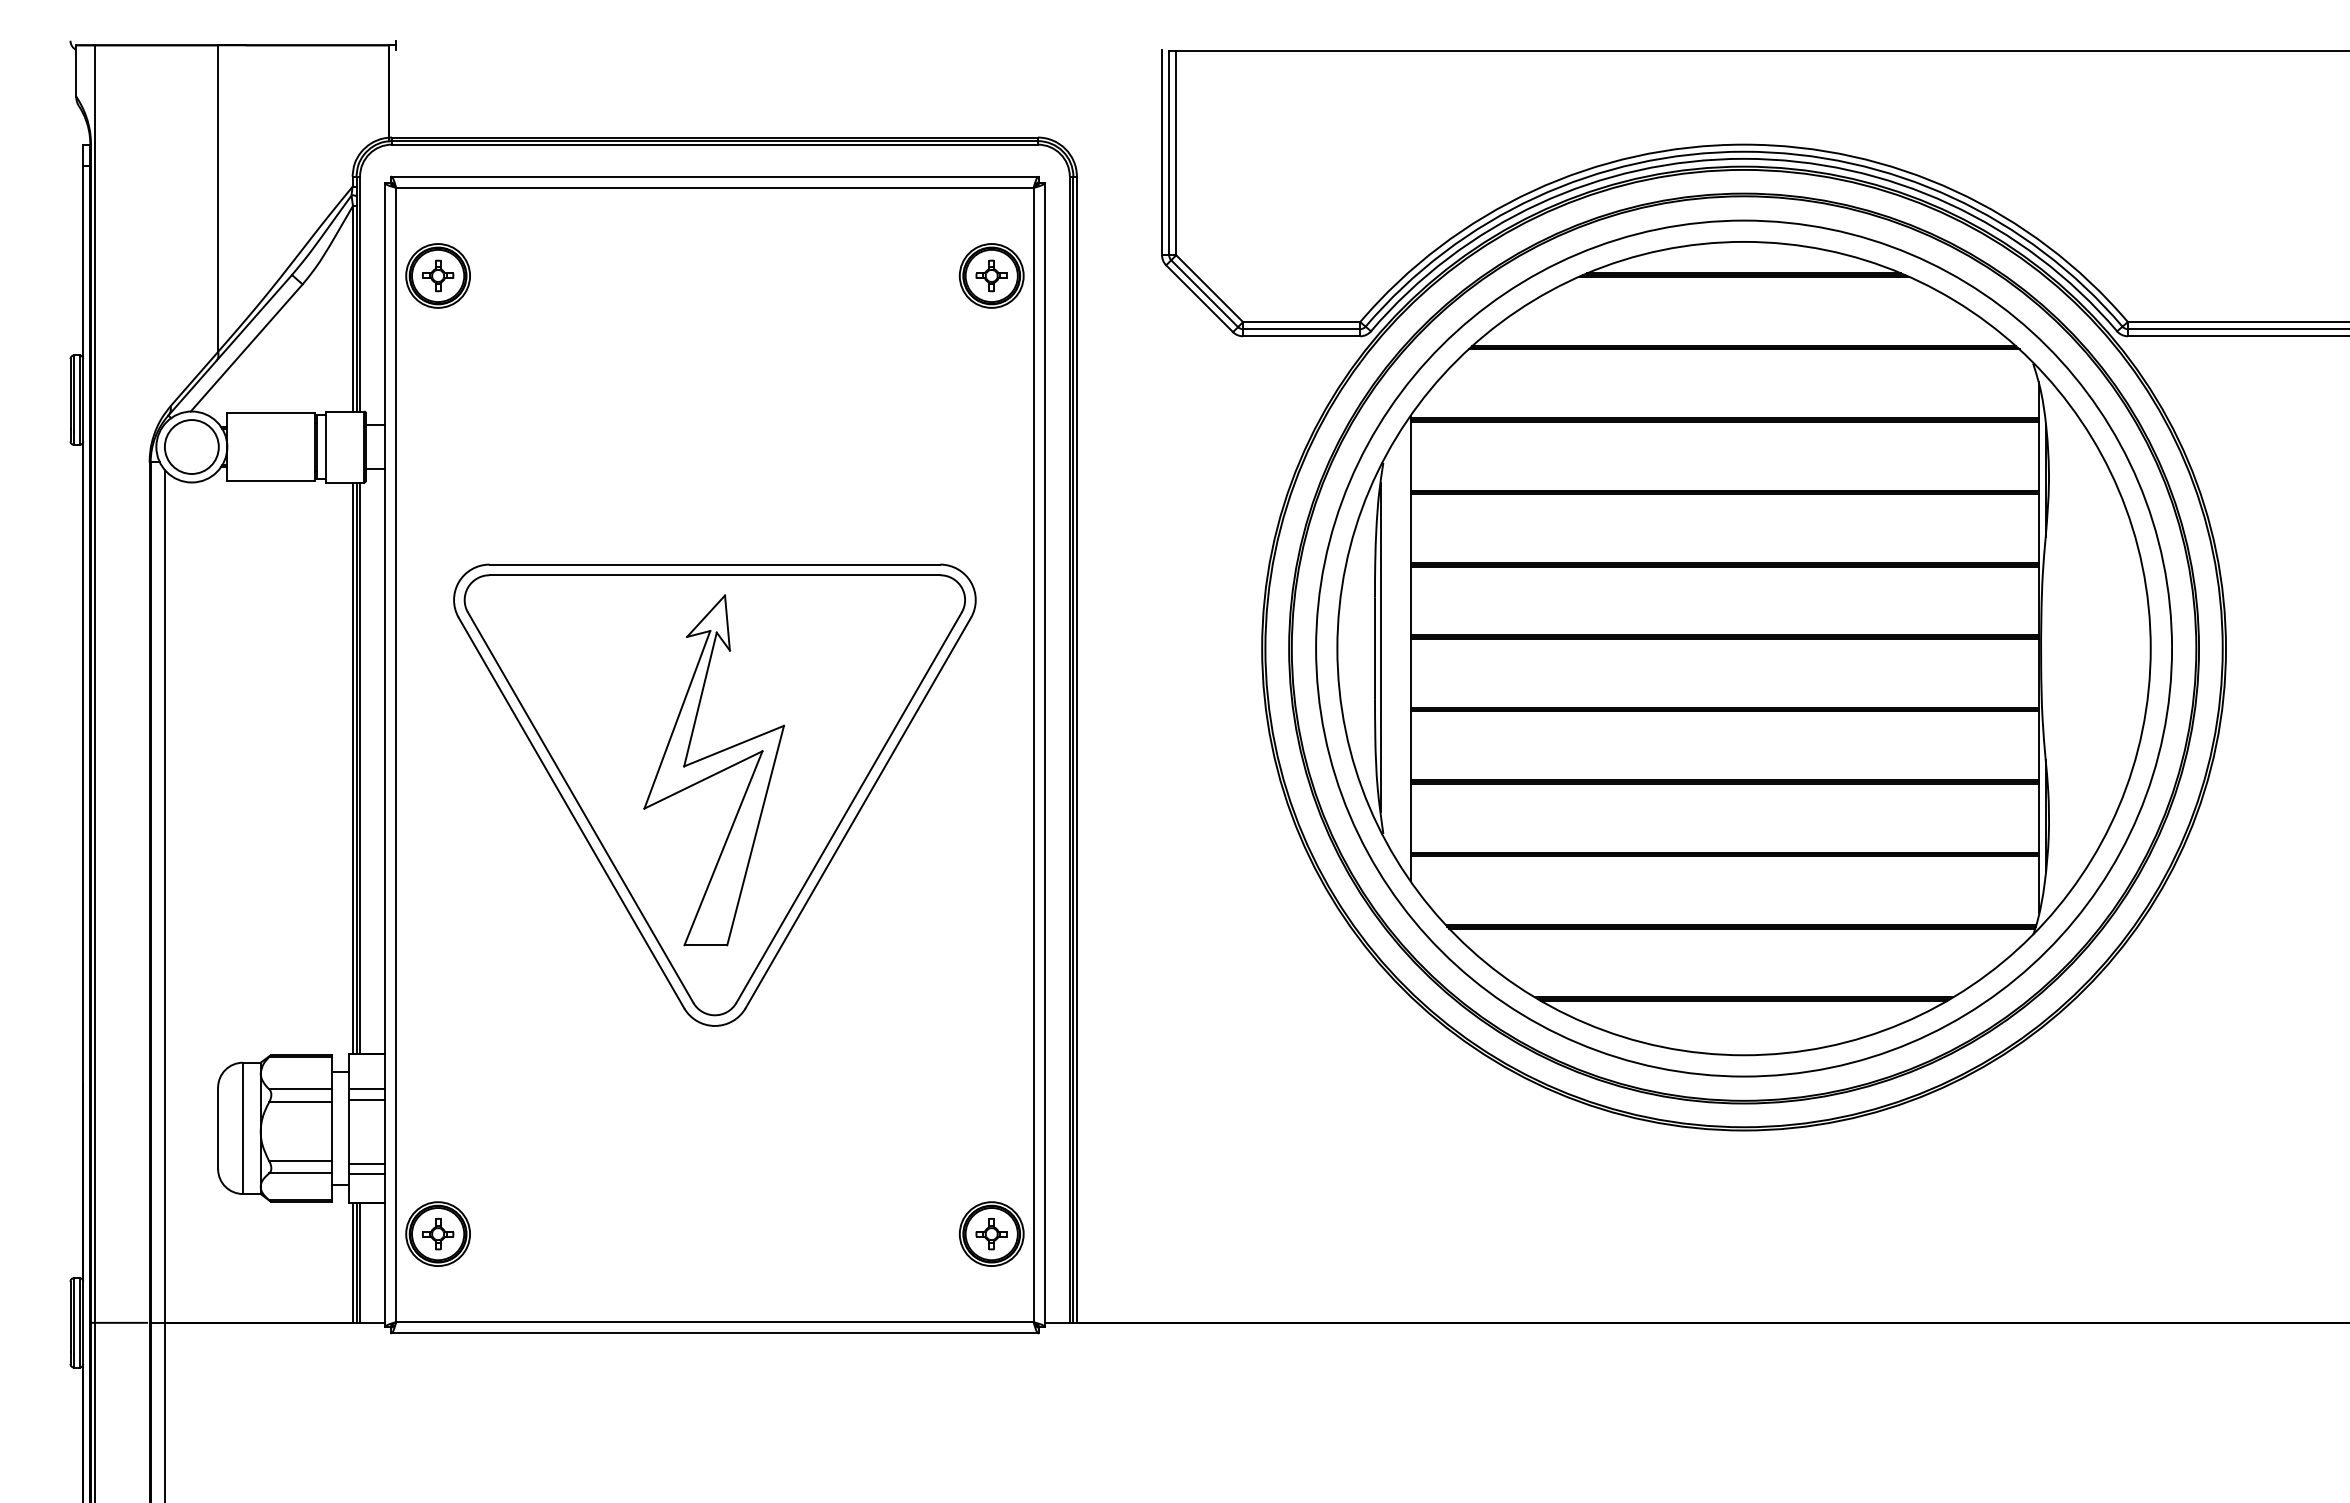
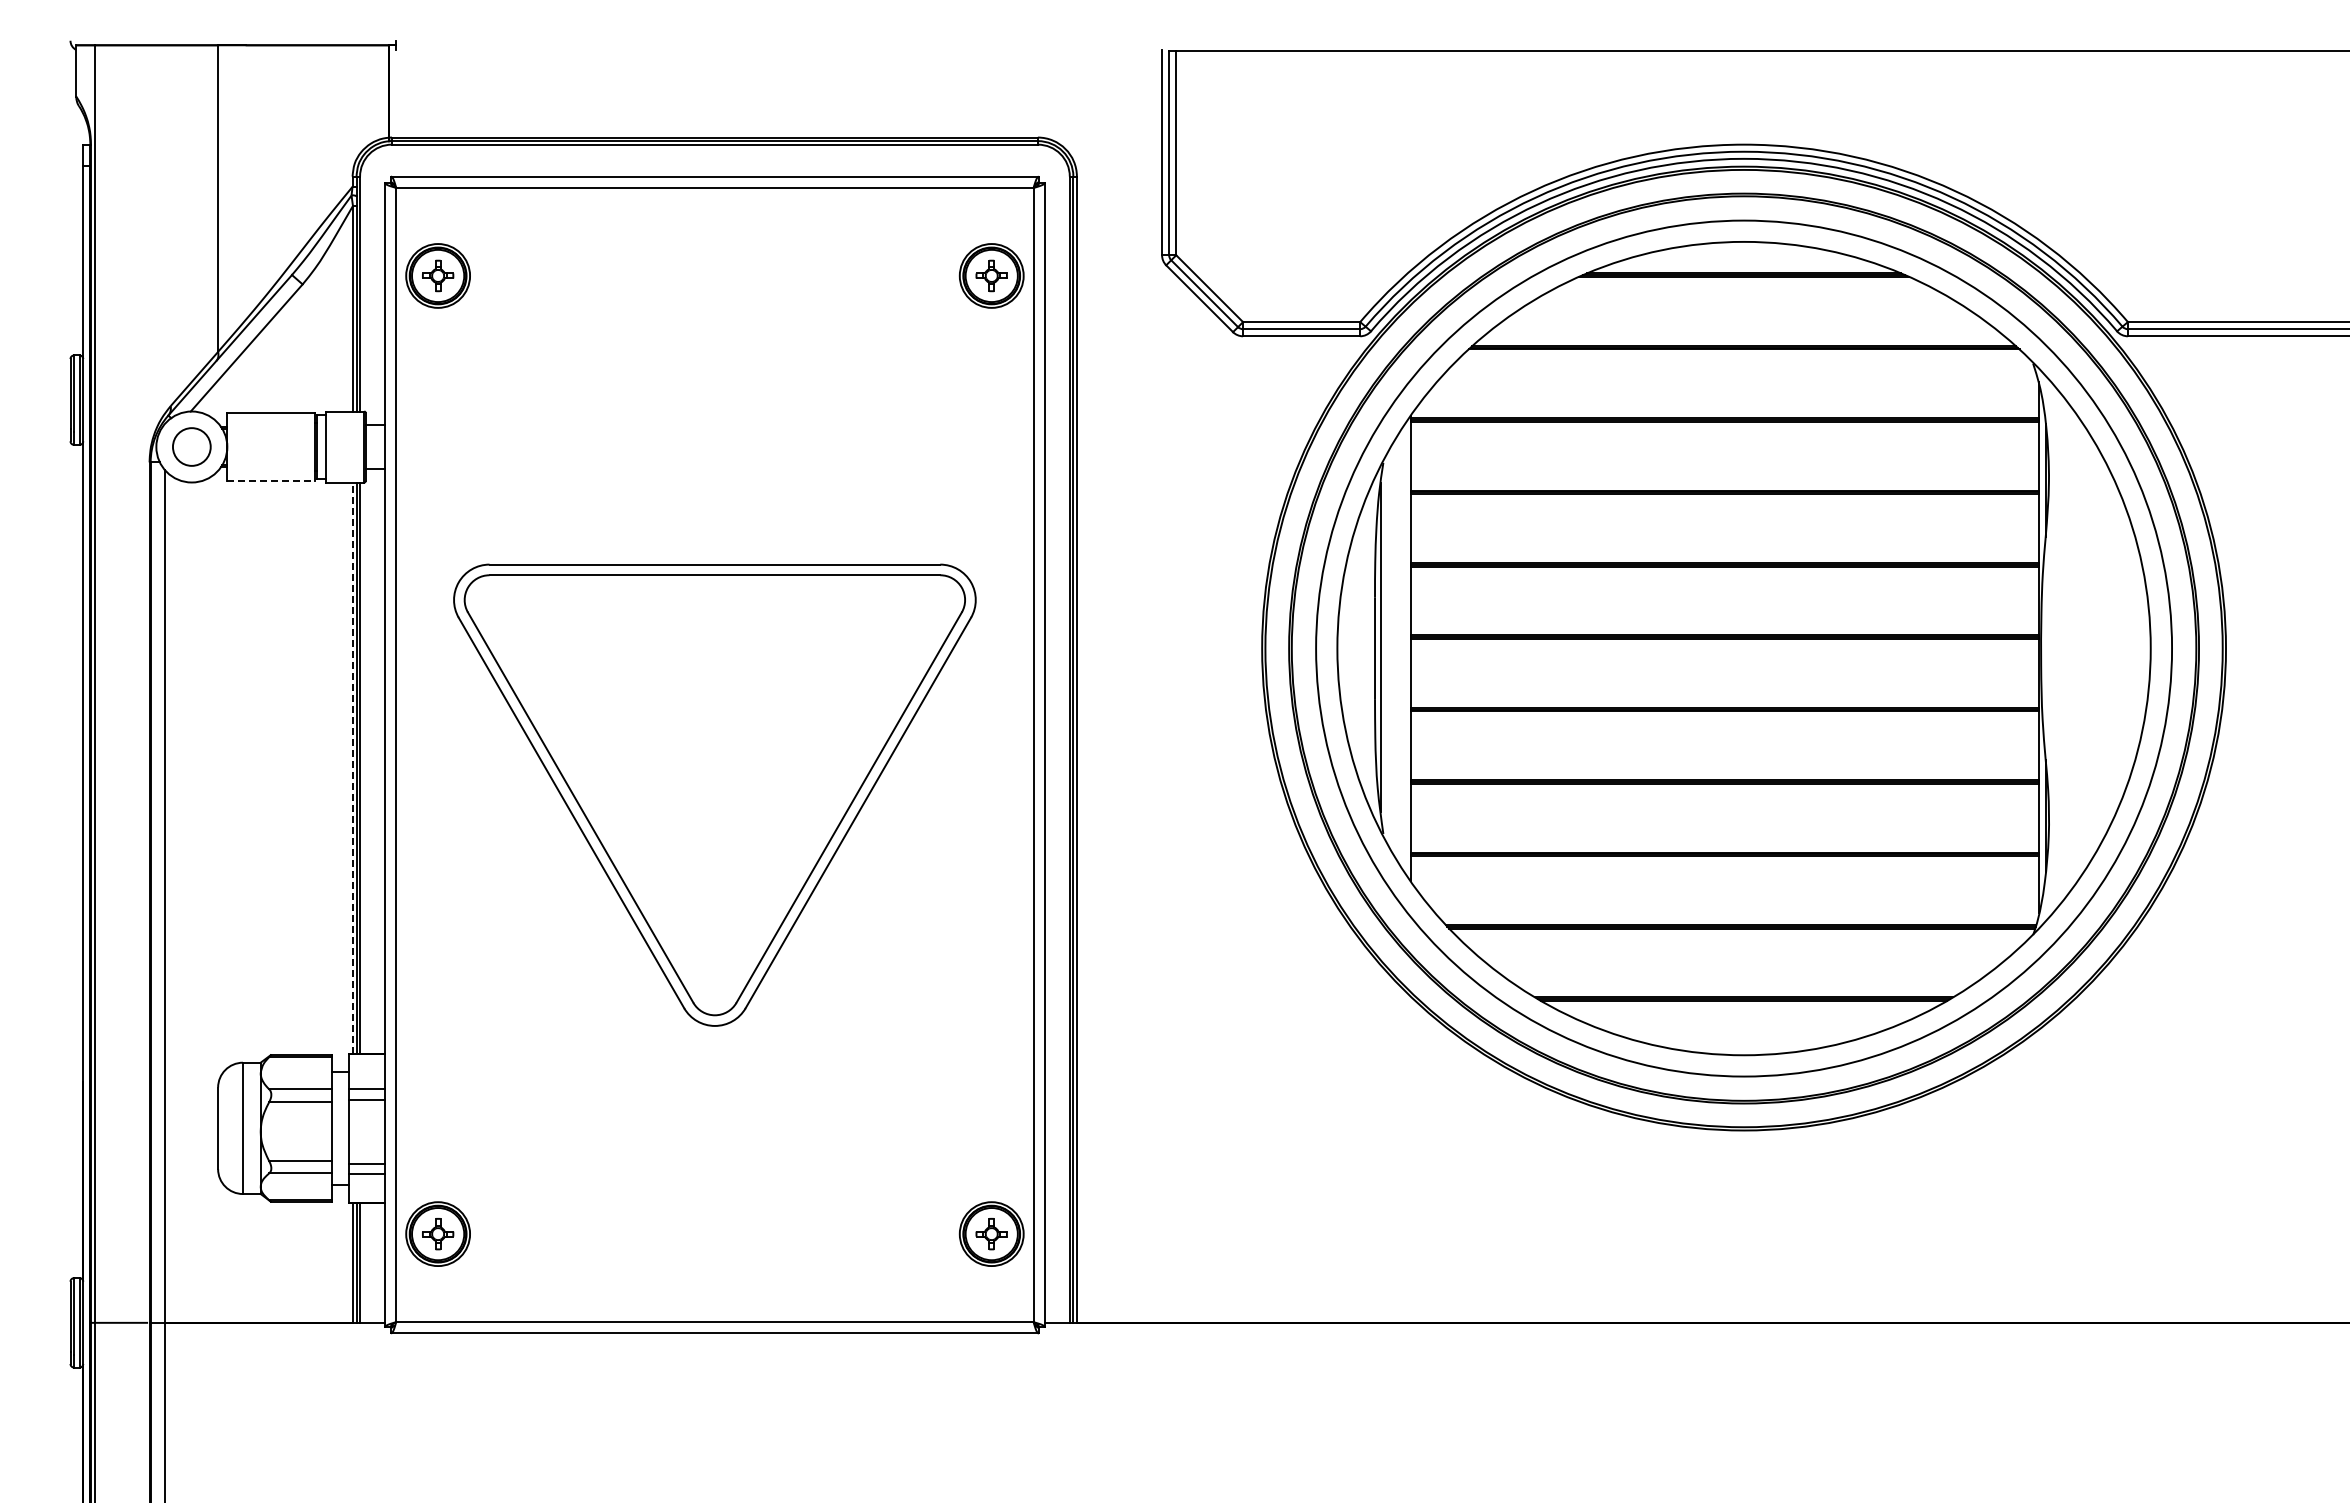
circle diameter: 54 px -> 38 px (191, 446)
line: solid -> dashed (271, 481)
line: solid -> dashed (352, 768)
part: present -> none (713, 770)
